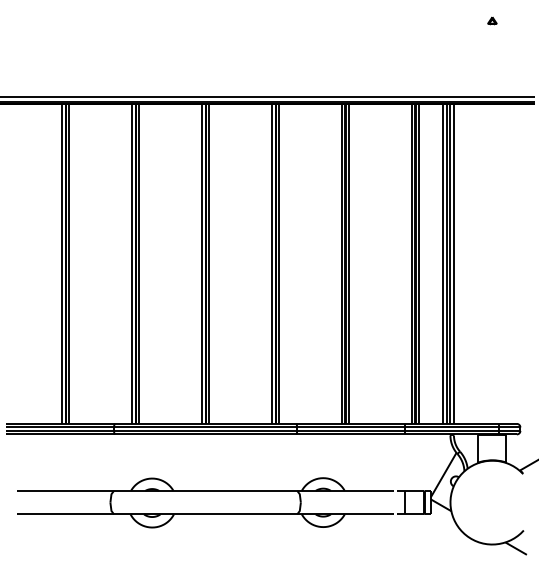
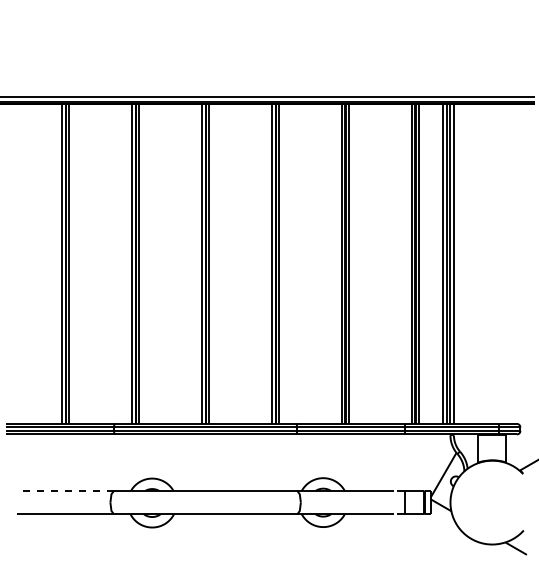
part: present -> none (492, 20)
line: solid -> dashed (65, 490)
